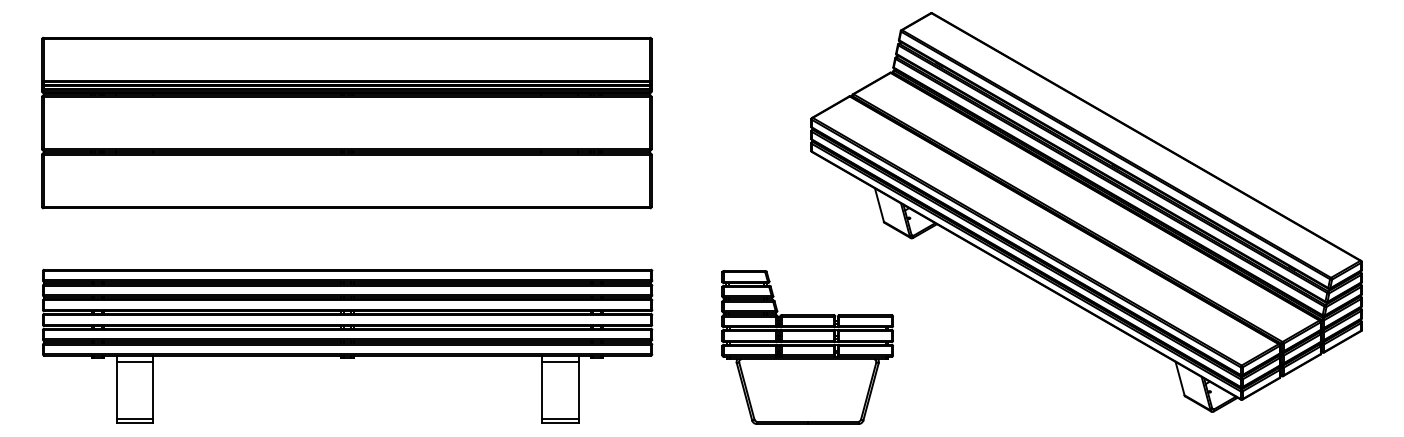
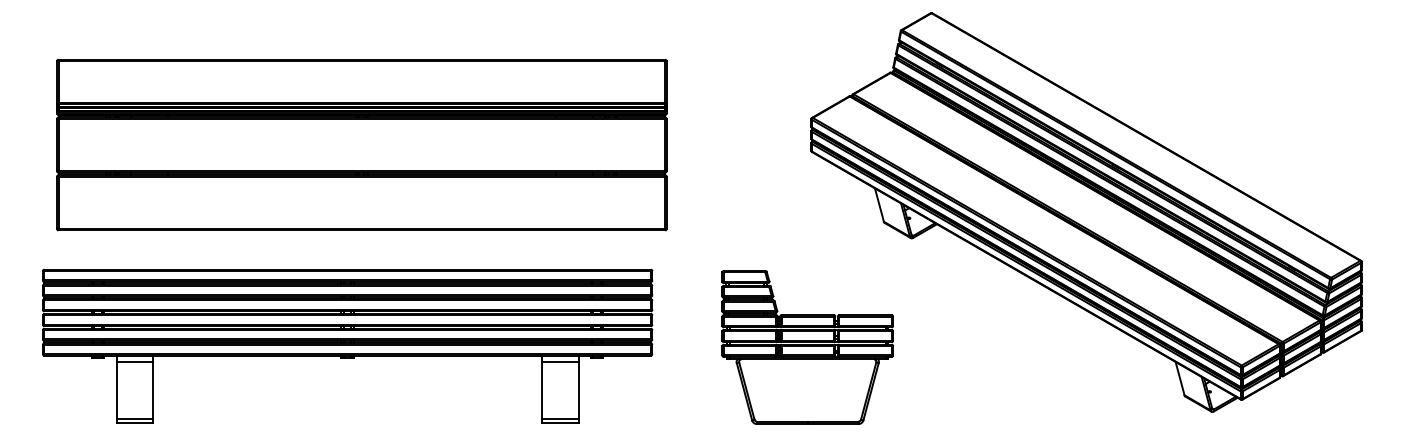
part position: (346, 122) -> (361, 144) (361, 144)
